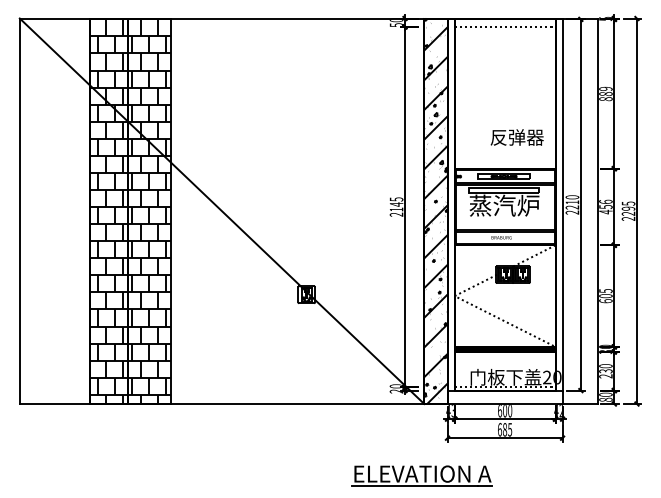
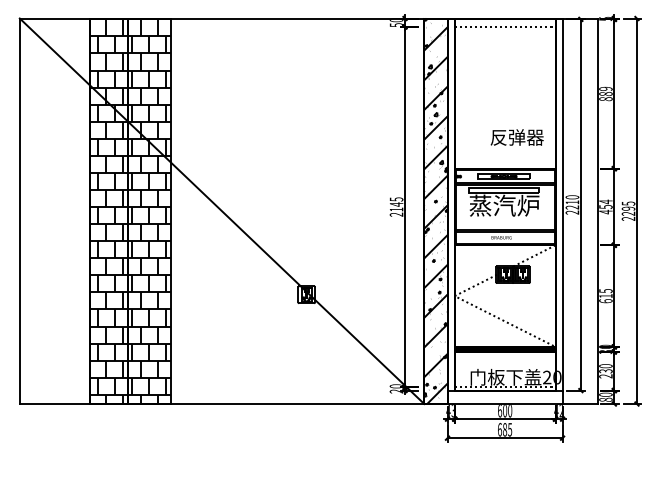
text: 456 -> 454 (605, 201)
text: 605 -> 615 (605, 296)
part: present -> none (421, 475)
